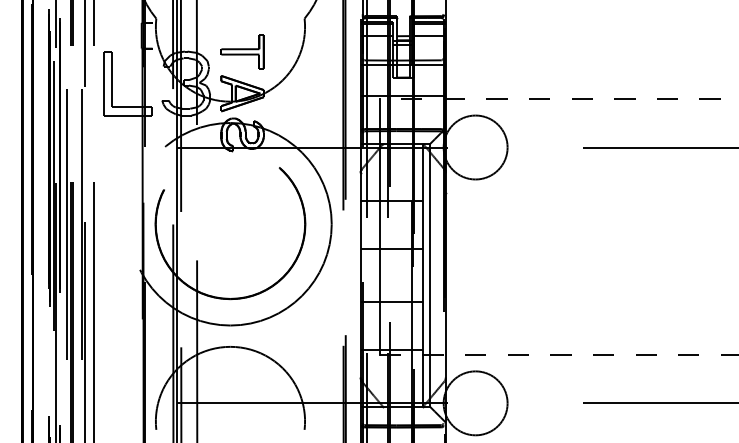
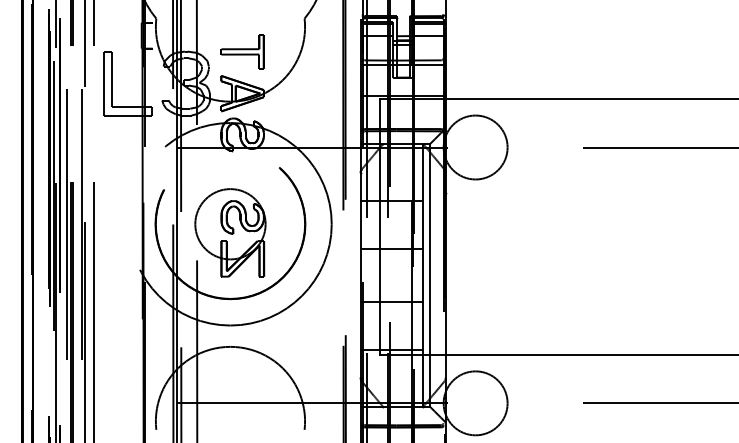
line: dashed -> solid (558, 99)
part: none -> present (230, 232)
line: dashed -> solid (559, 354)
